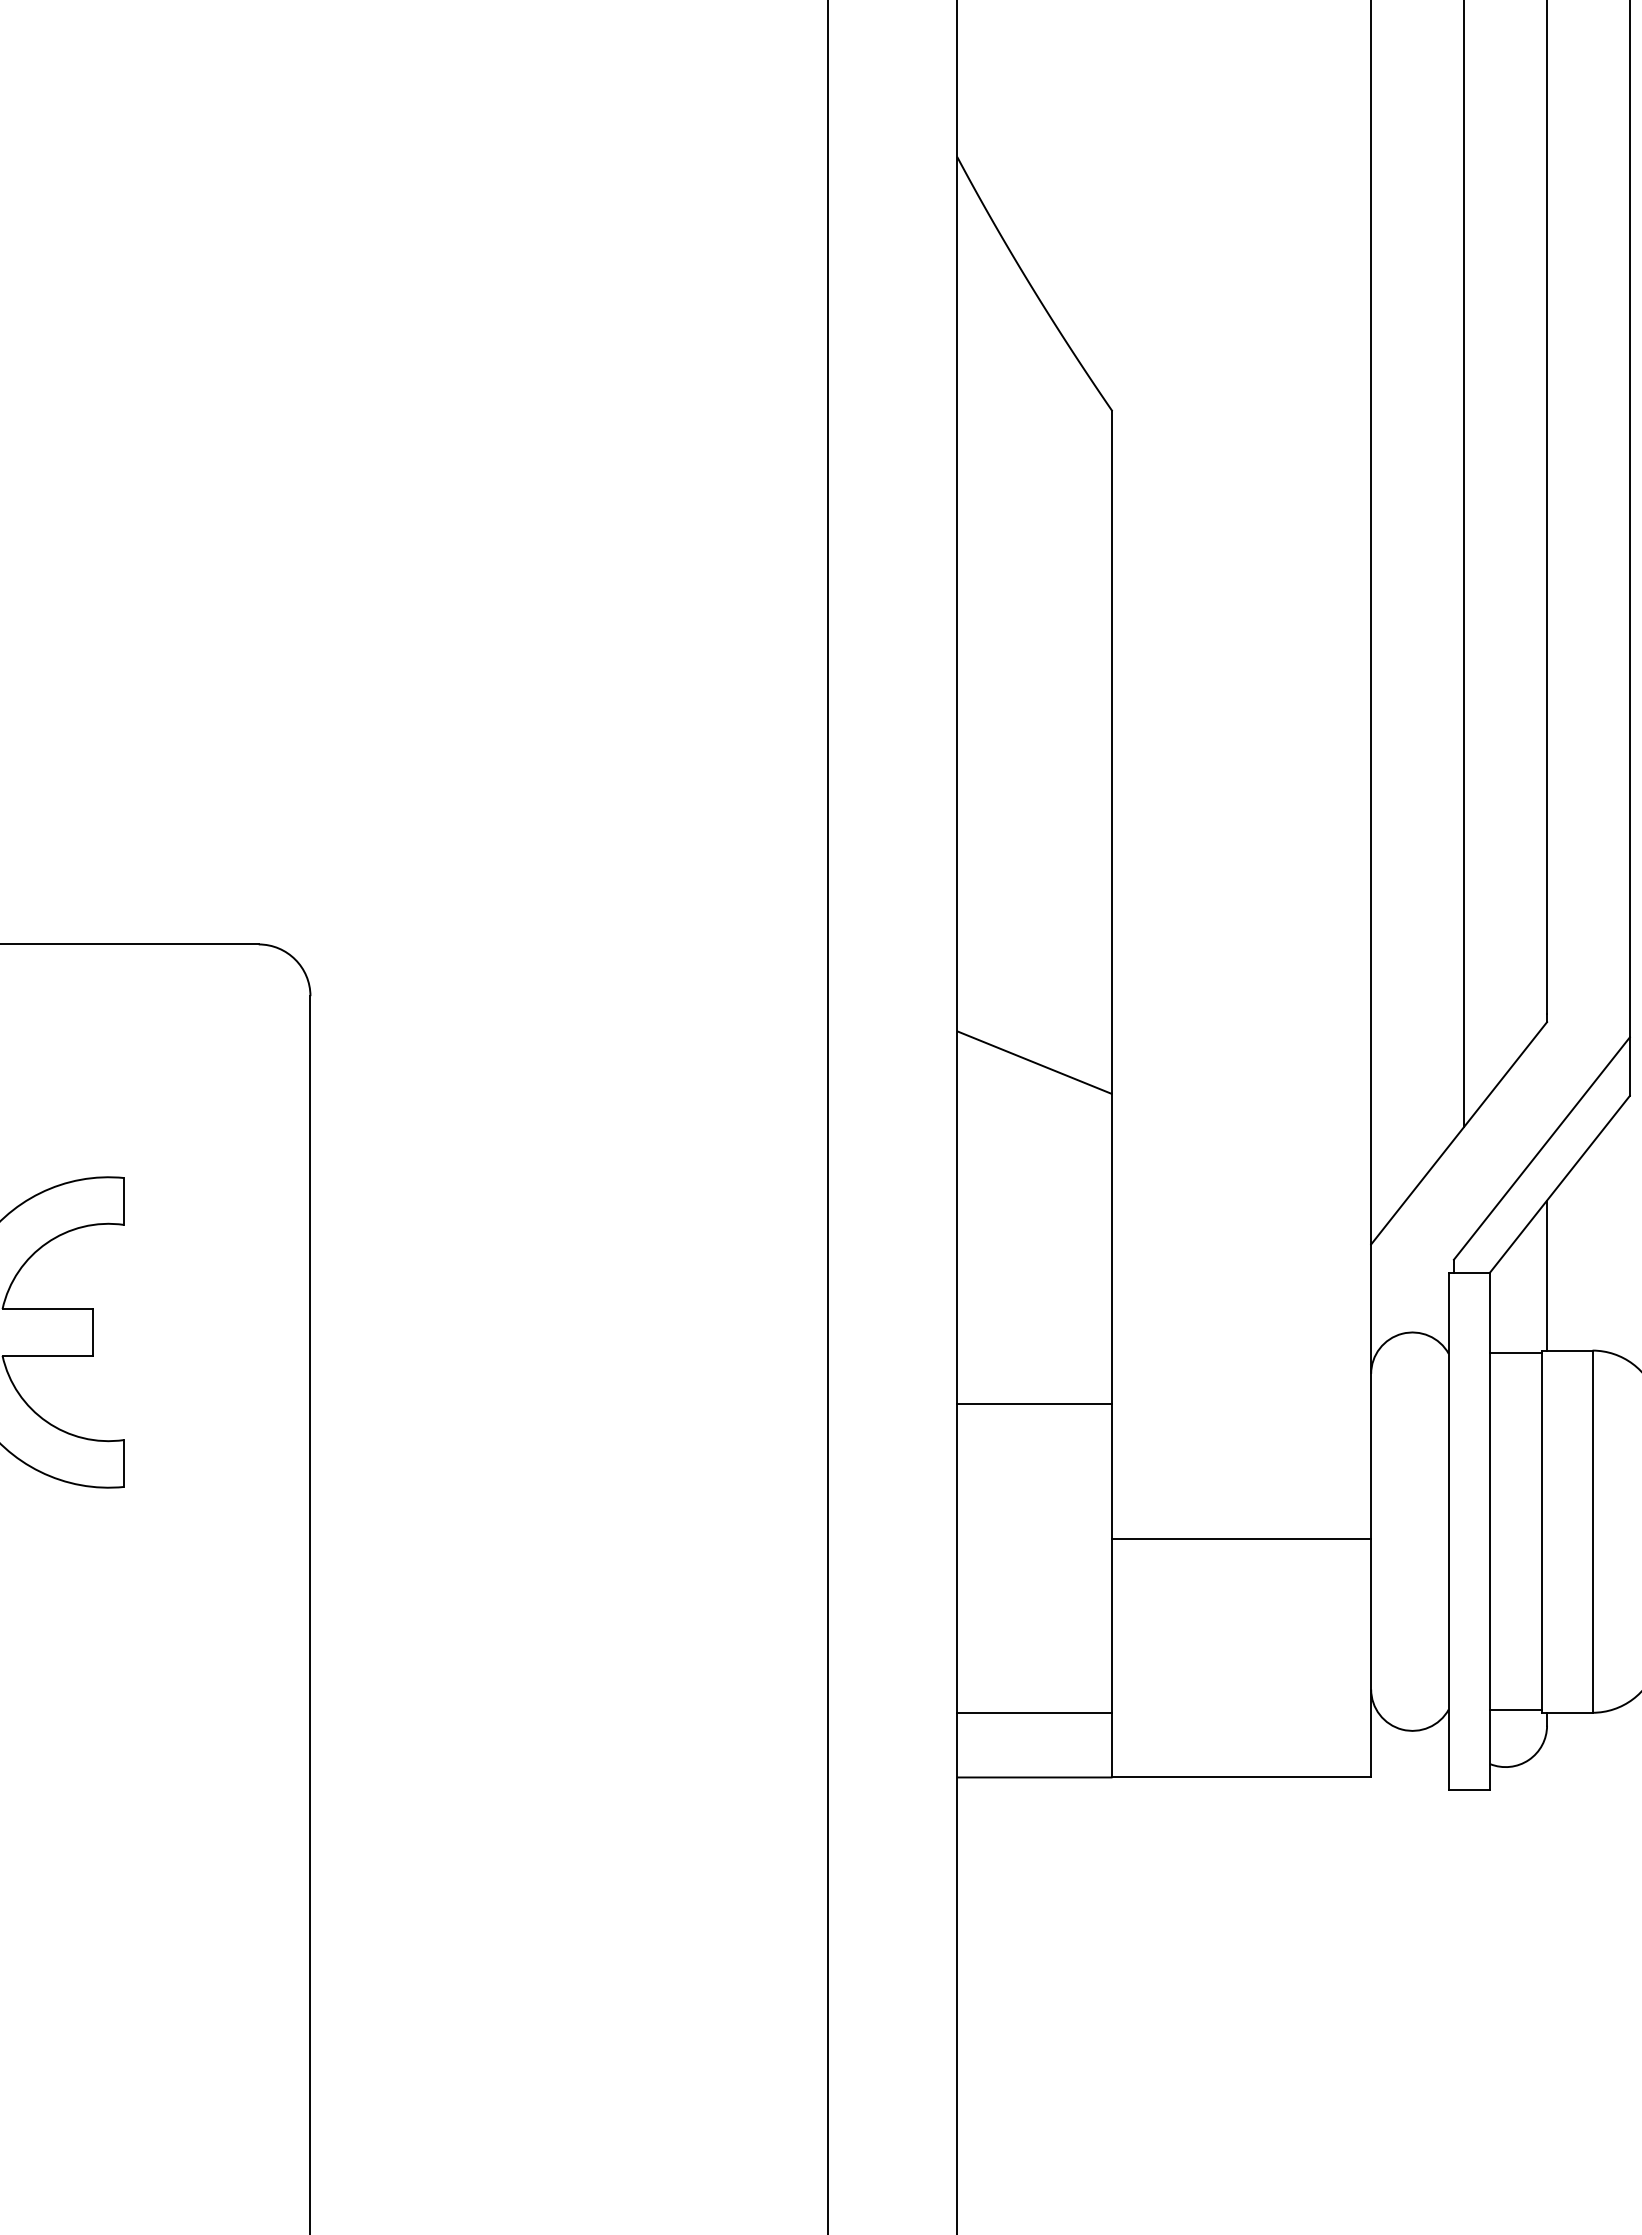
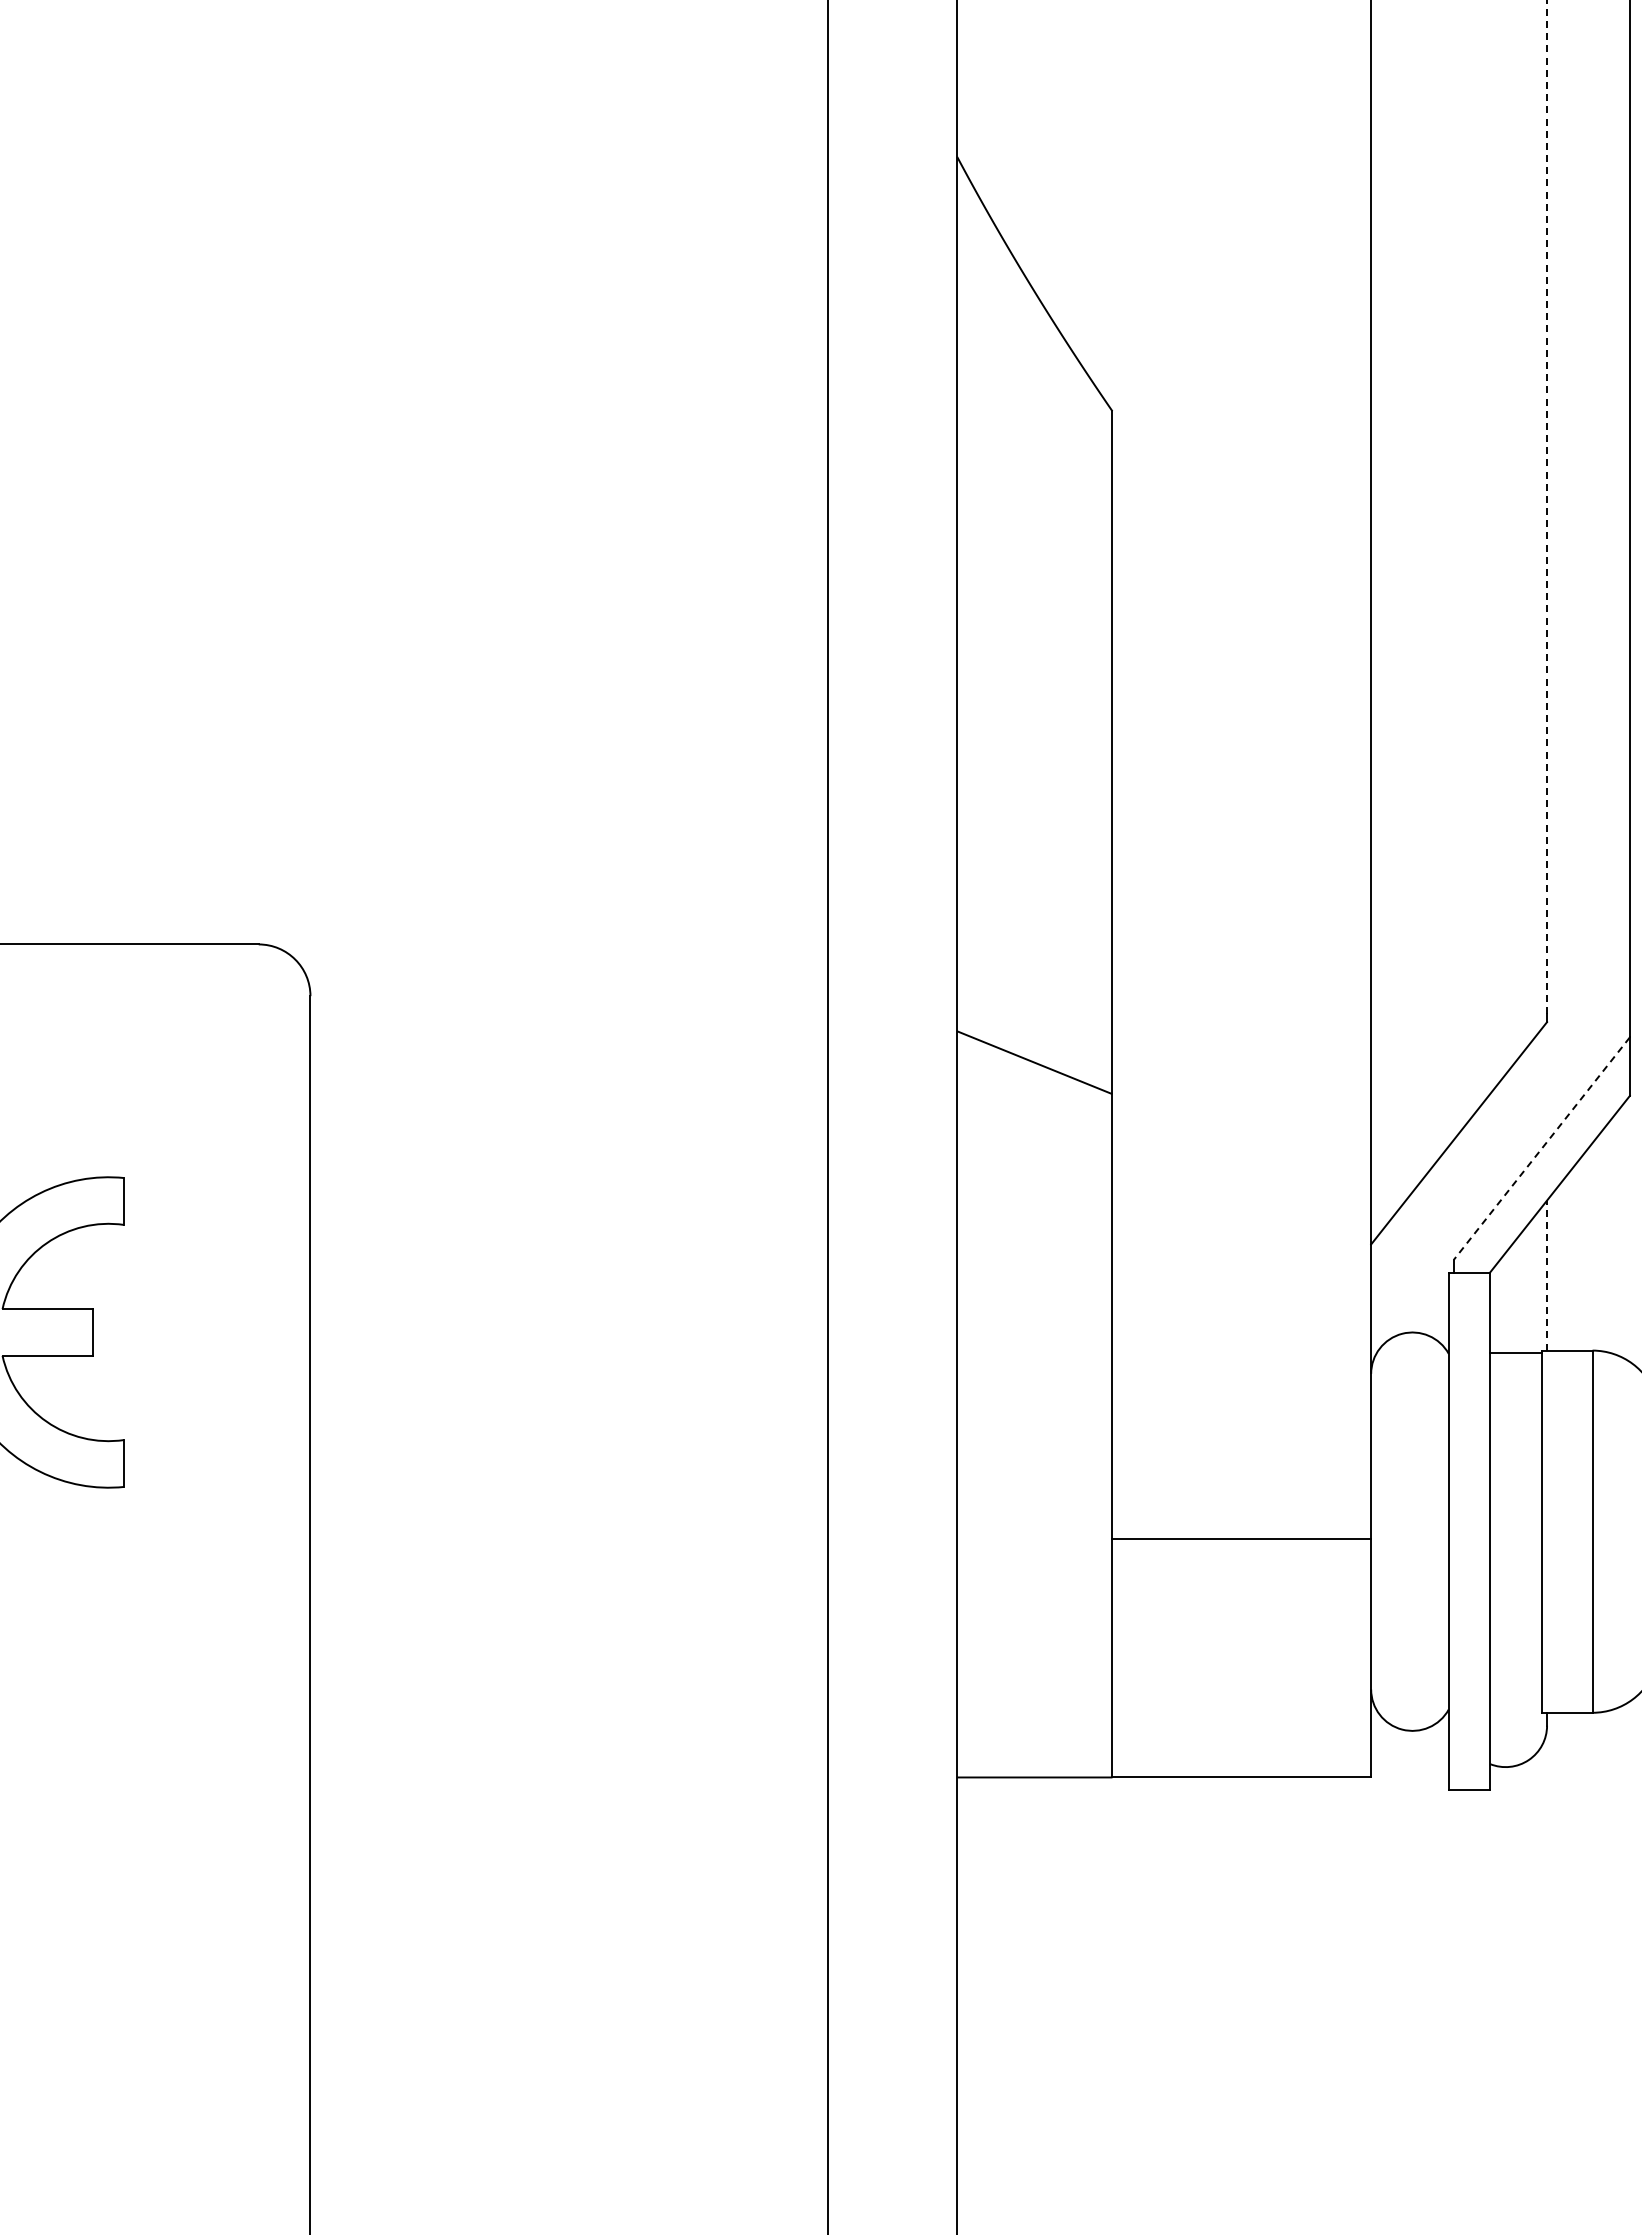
line: solid -> dashed (1547, 507)
line: present -> none (1464, 564)
line: solid -> dashed (1541, 1148)
line: solid -> dashed (1547, 1275)
line: present -> none (1034, 1403)
line: present -> none (1515, 1710)
line: present -> none (1034, 1712)
